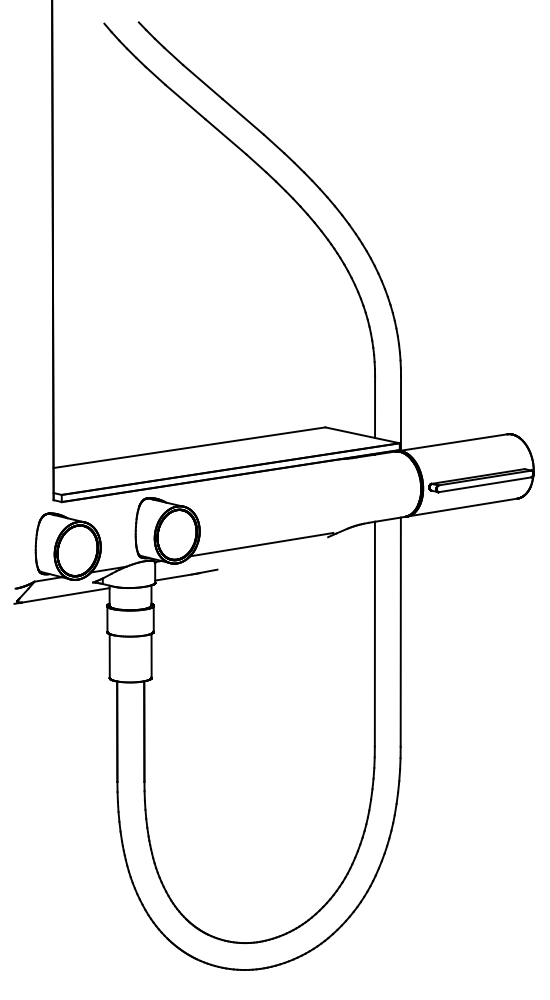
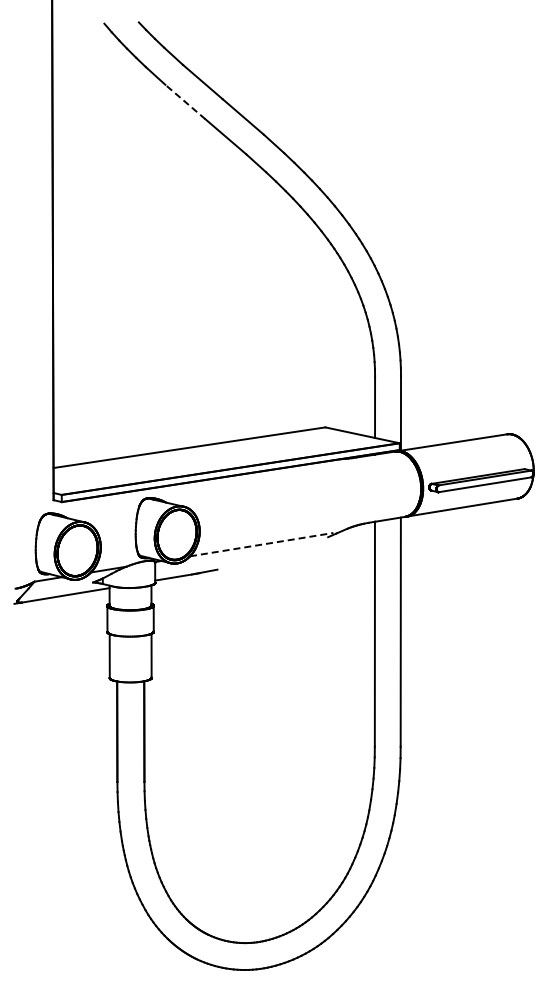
line: solid -> dashed (185, 101)
line: solid -> dashed (261, 544)
